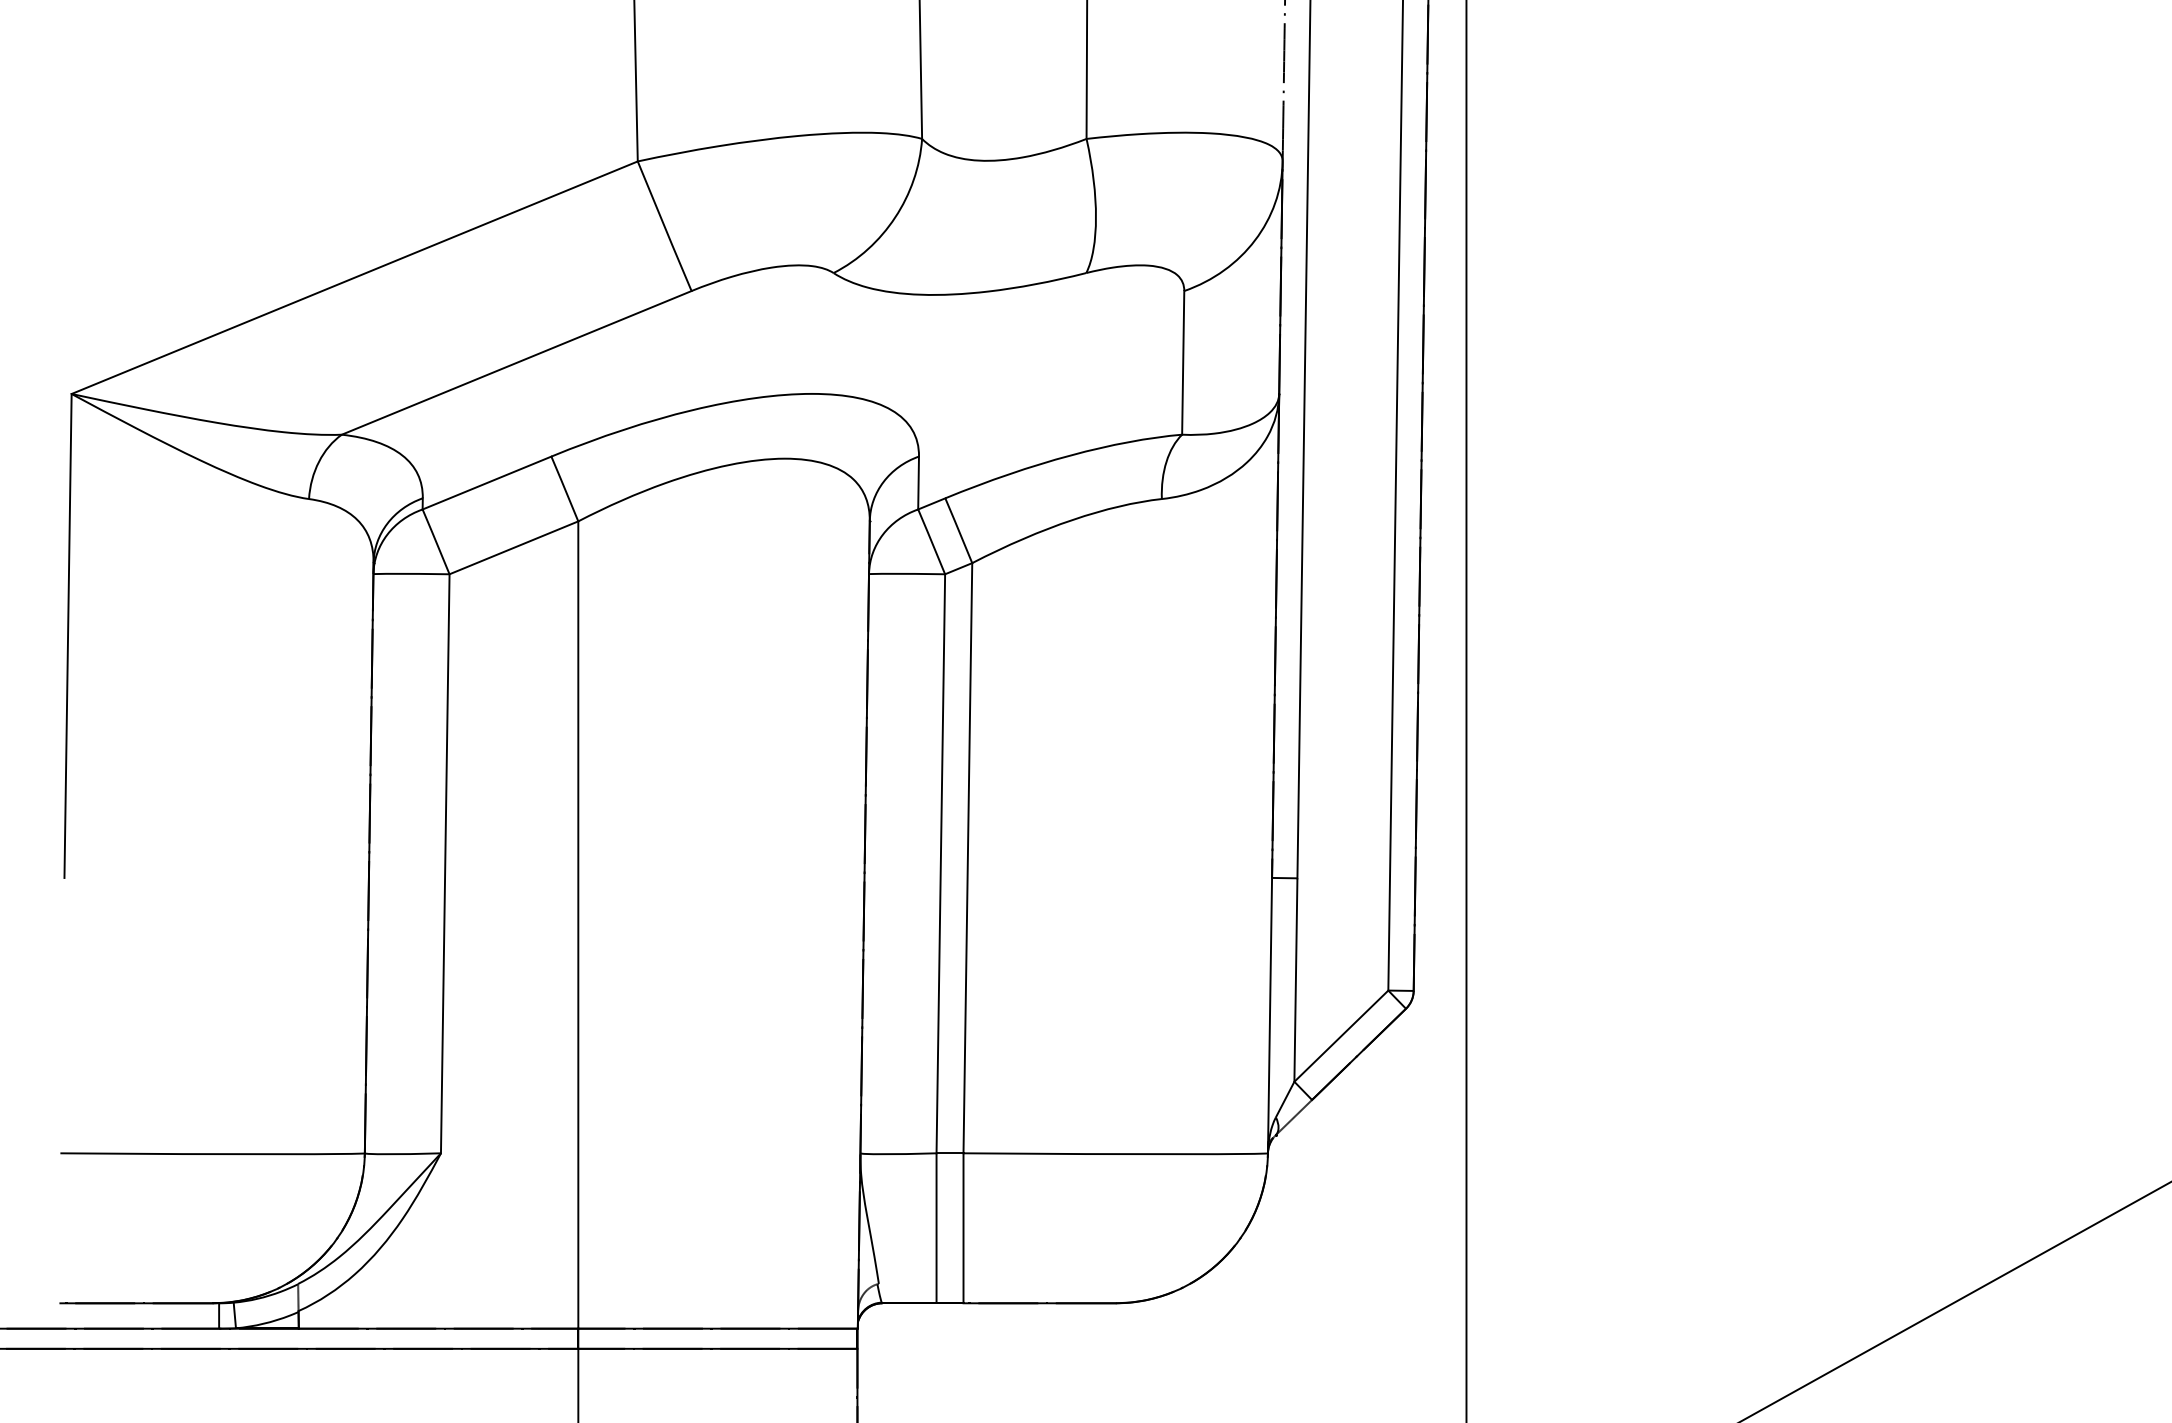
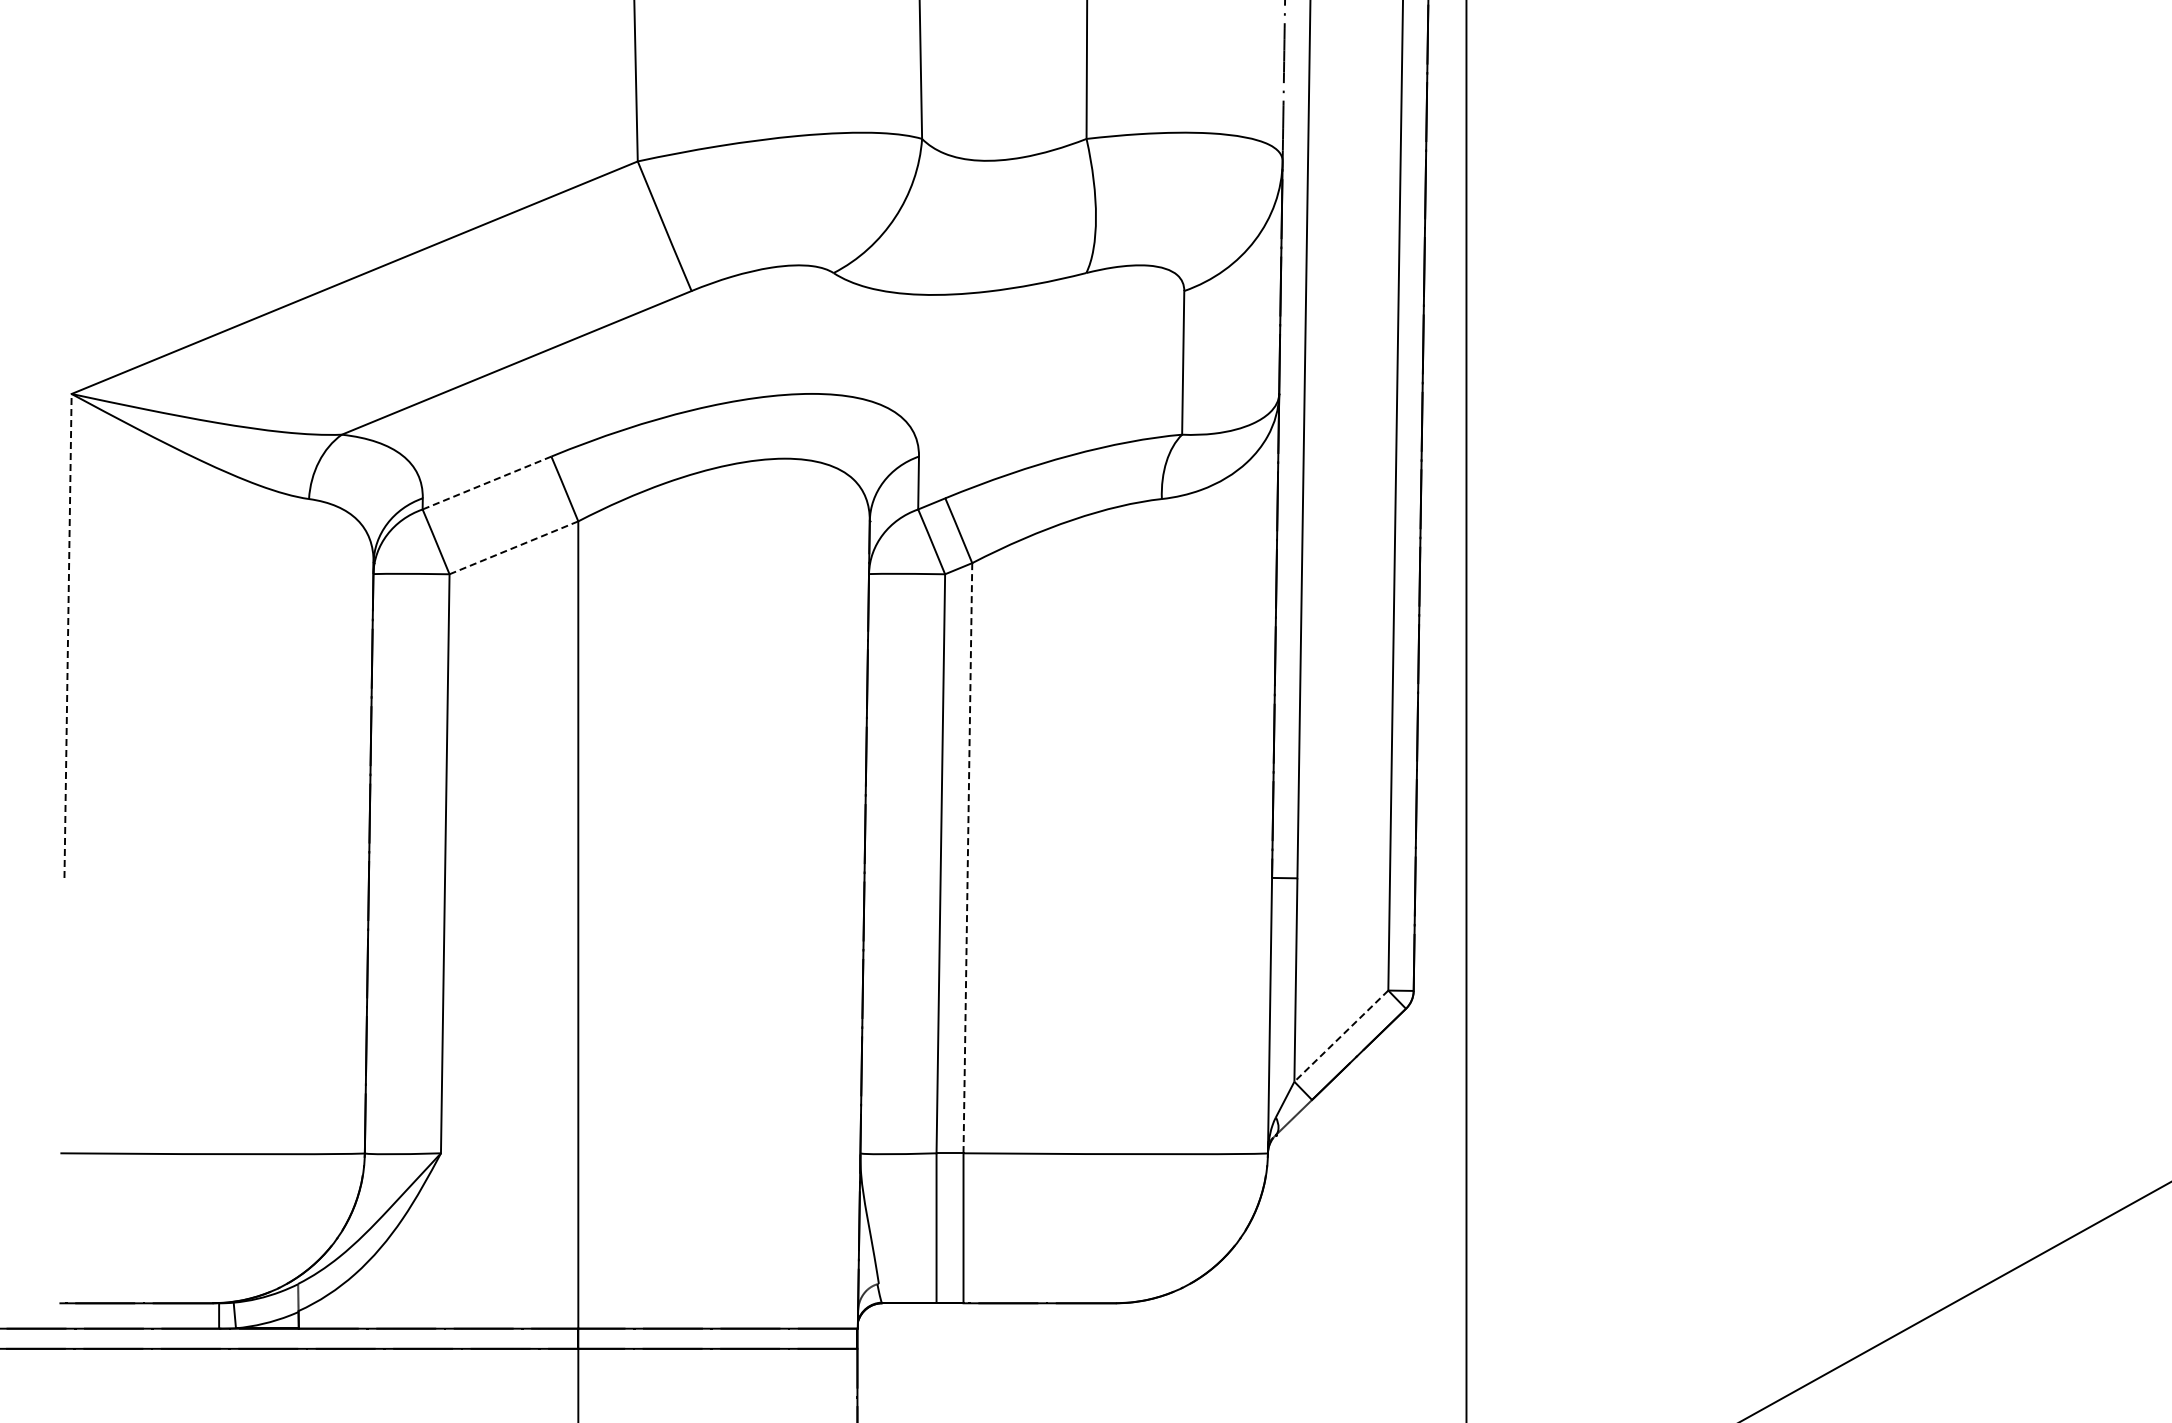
line: solid -> dashed (487, 483)
line: solid -> dashed (513, 547)
line: solid -> dashed (68, 635)
line: solid -> dashed (967, 858)
line: solid -> dashed (1341, 1036)
